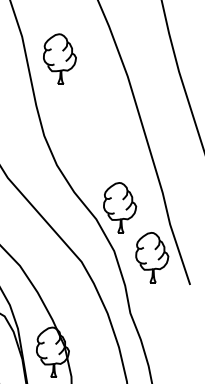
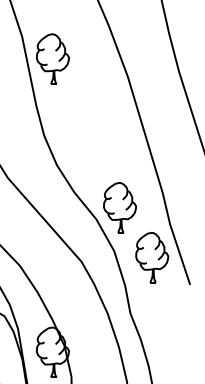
part position: (59, 58) -> (52, 58) (52, 58)
